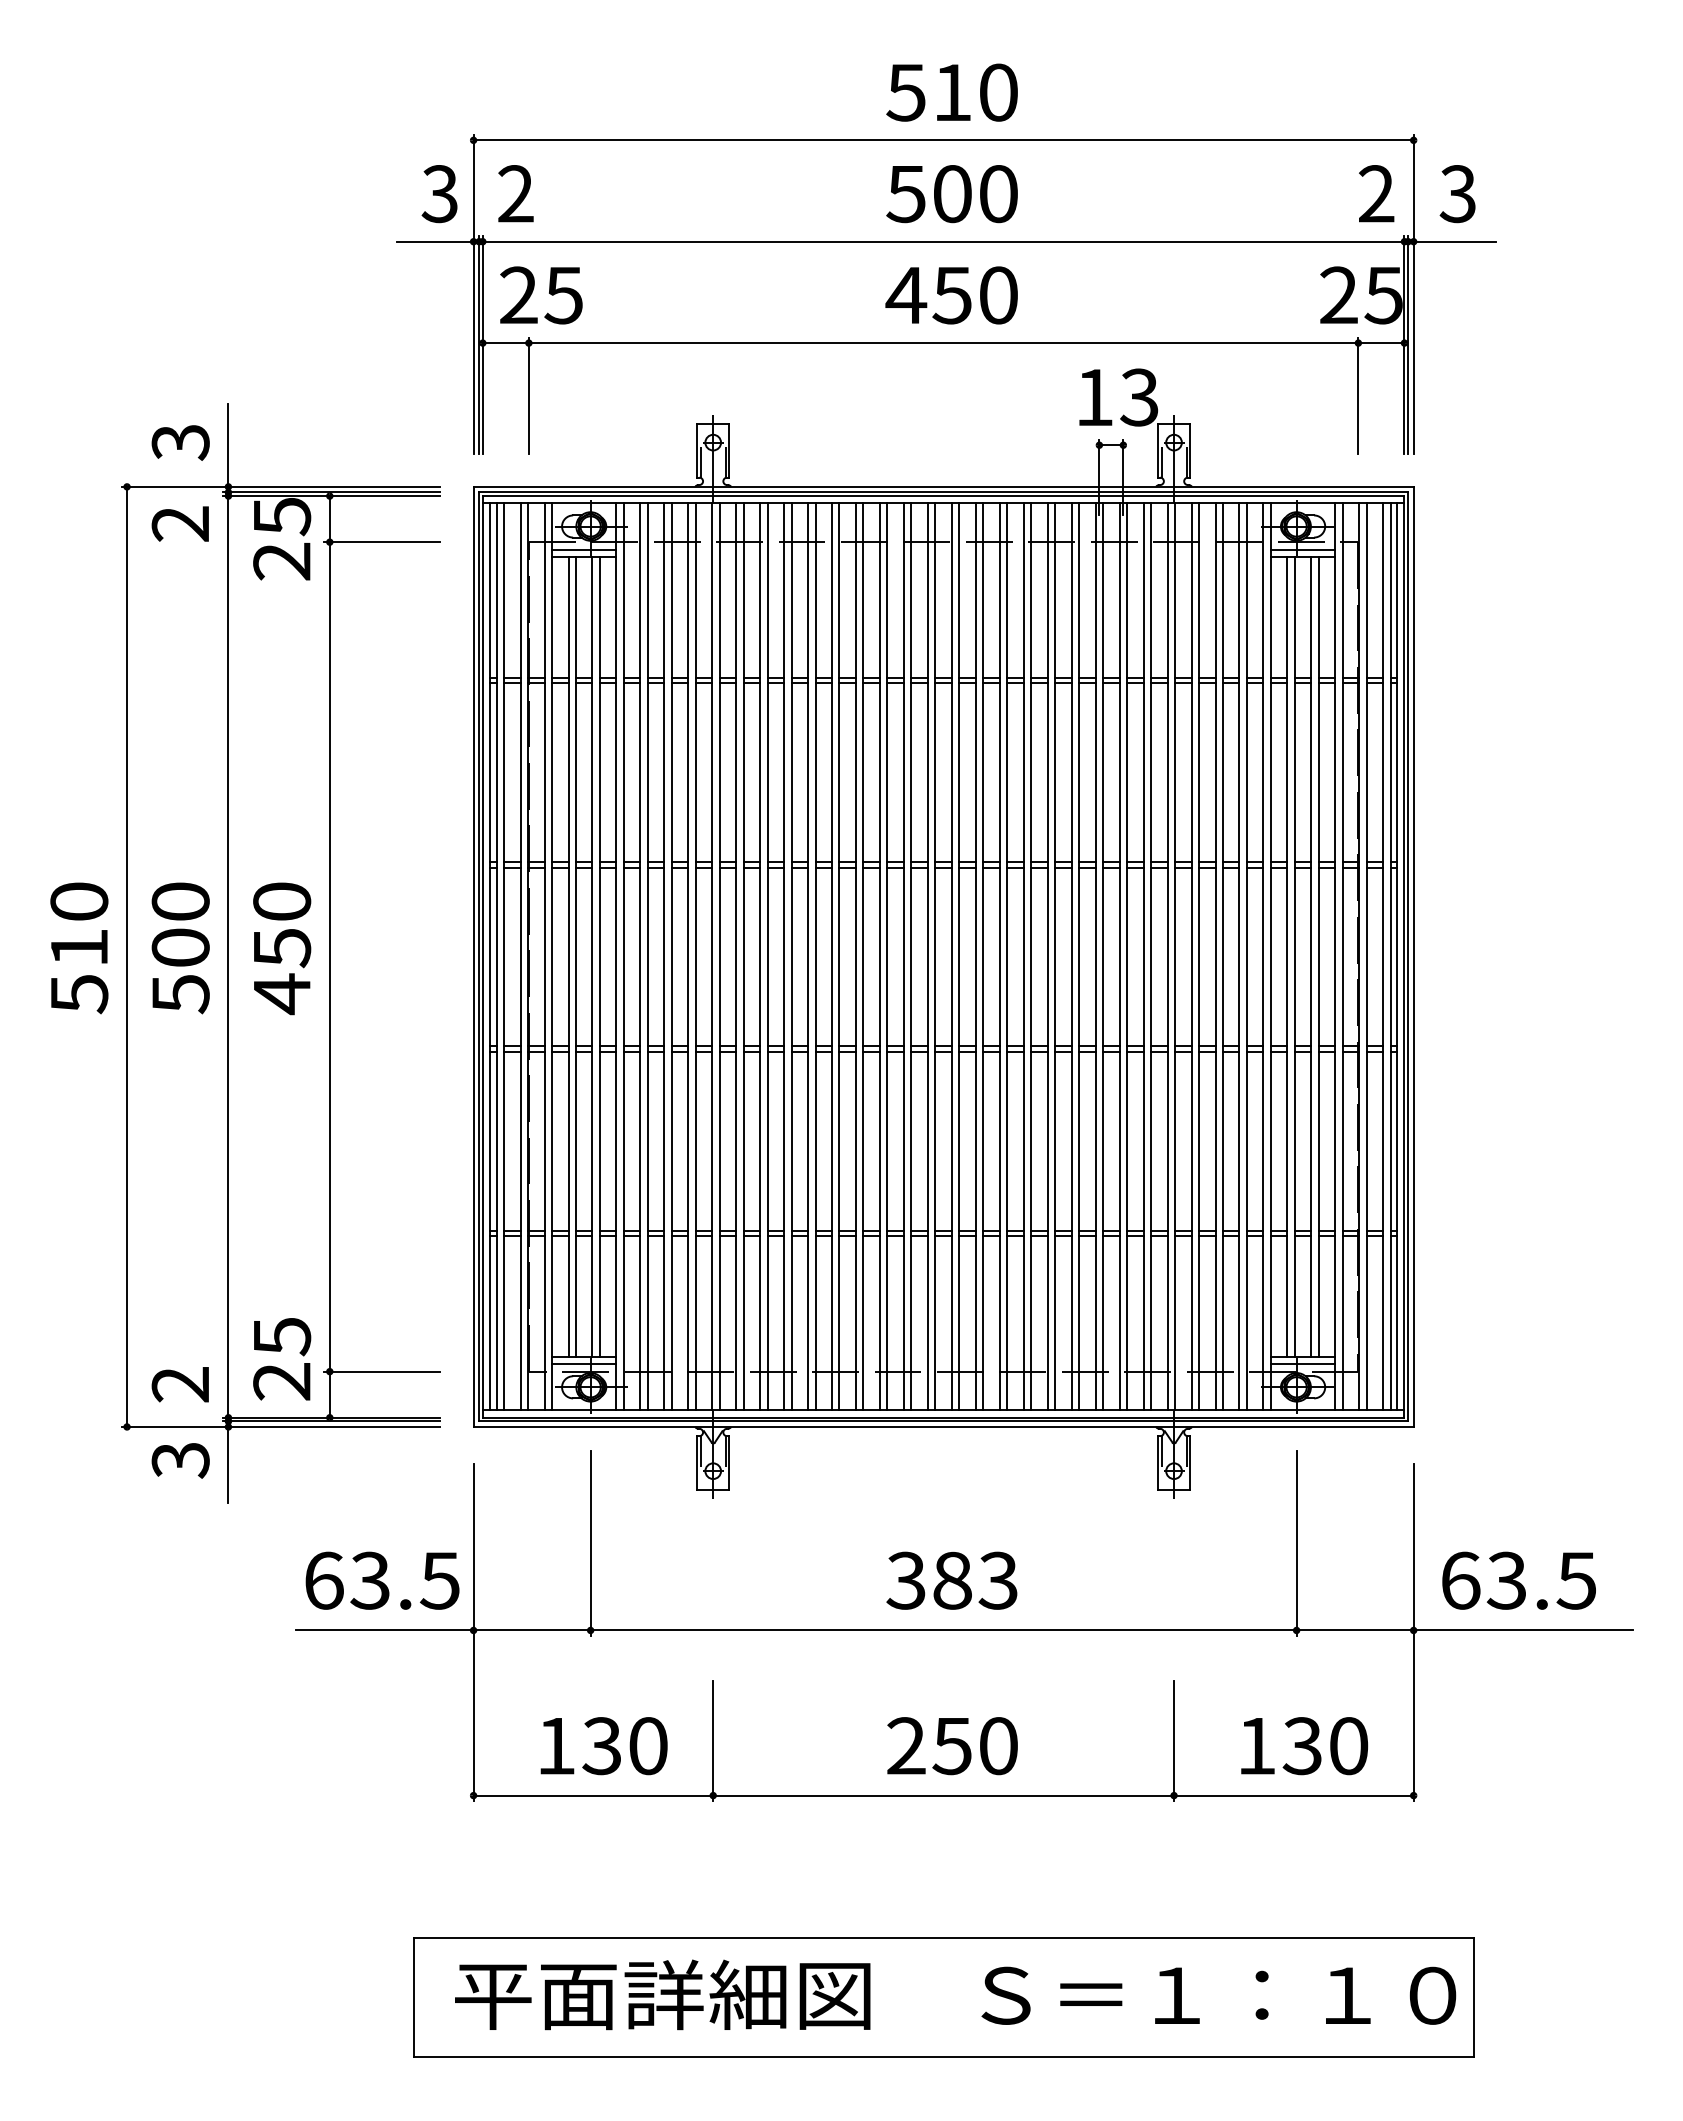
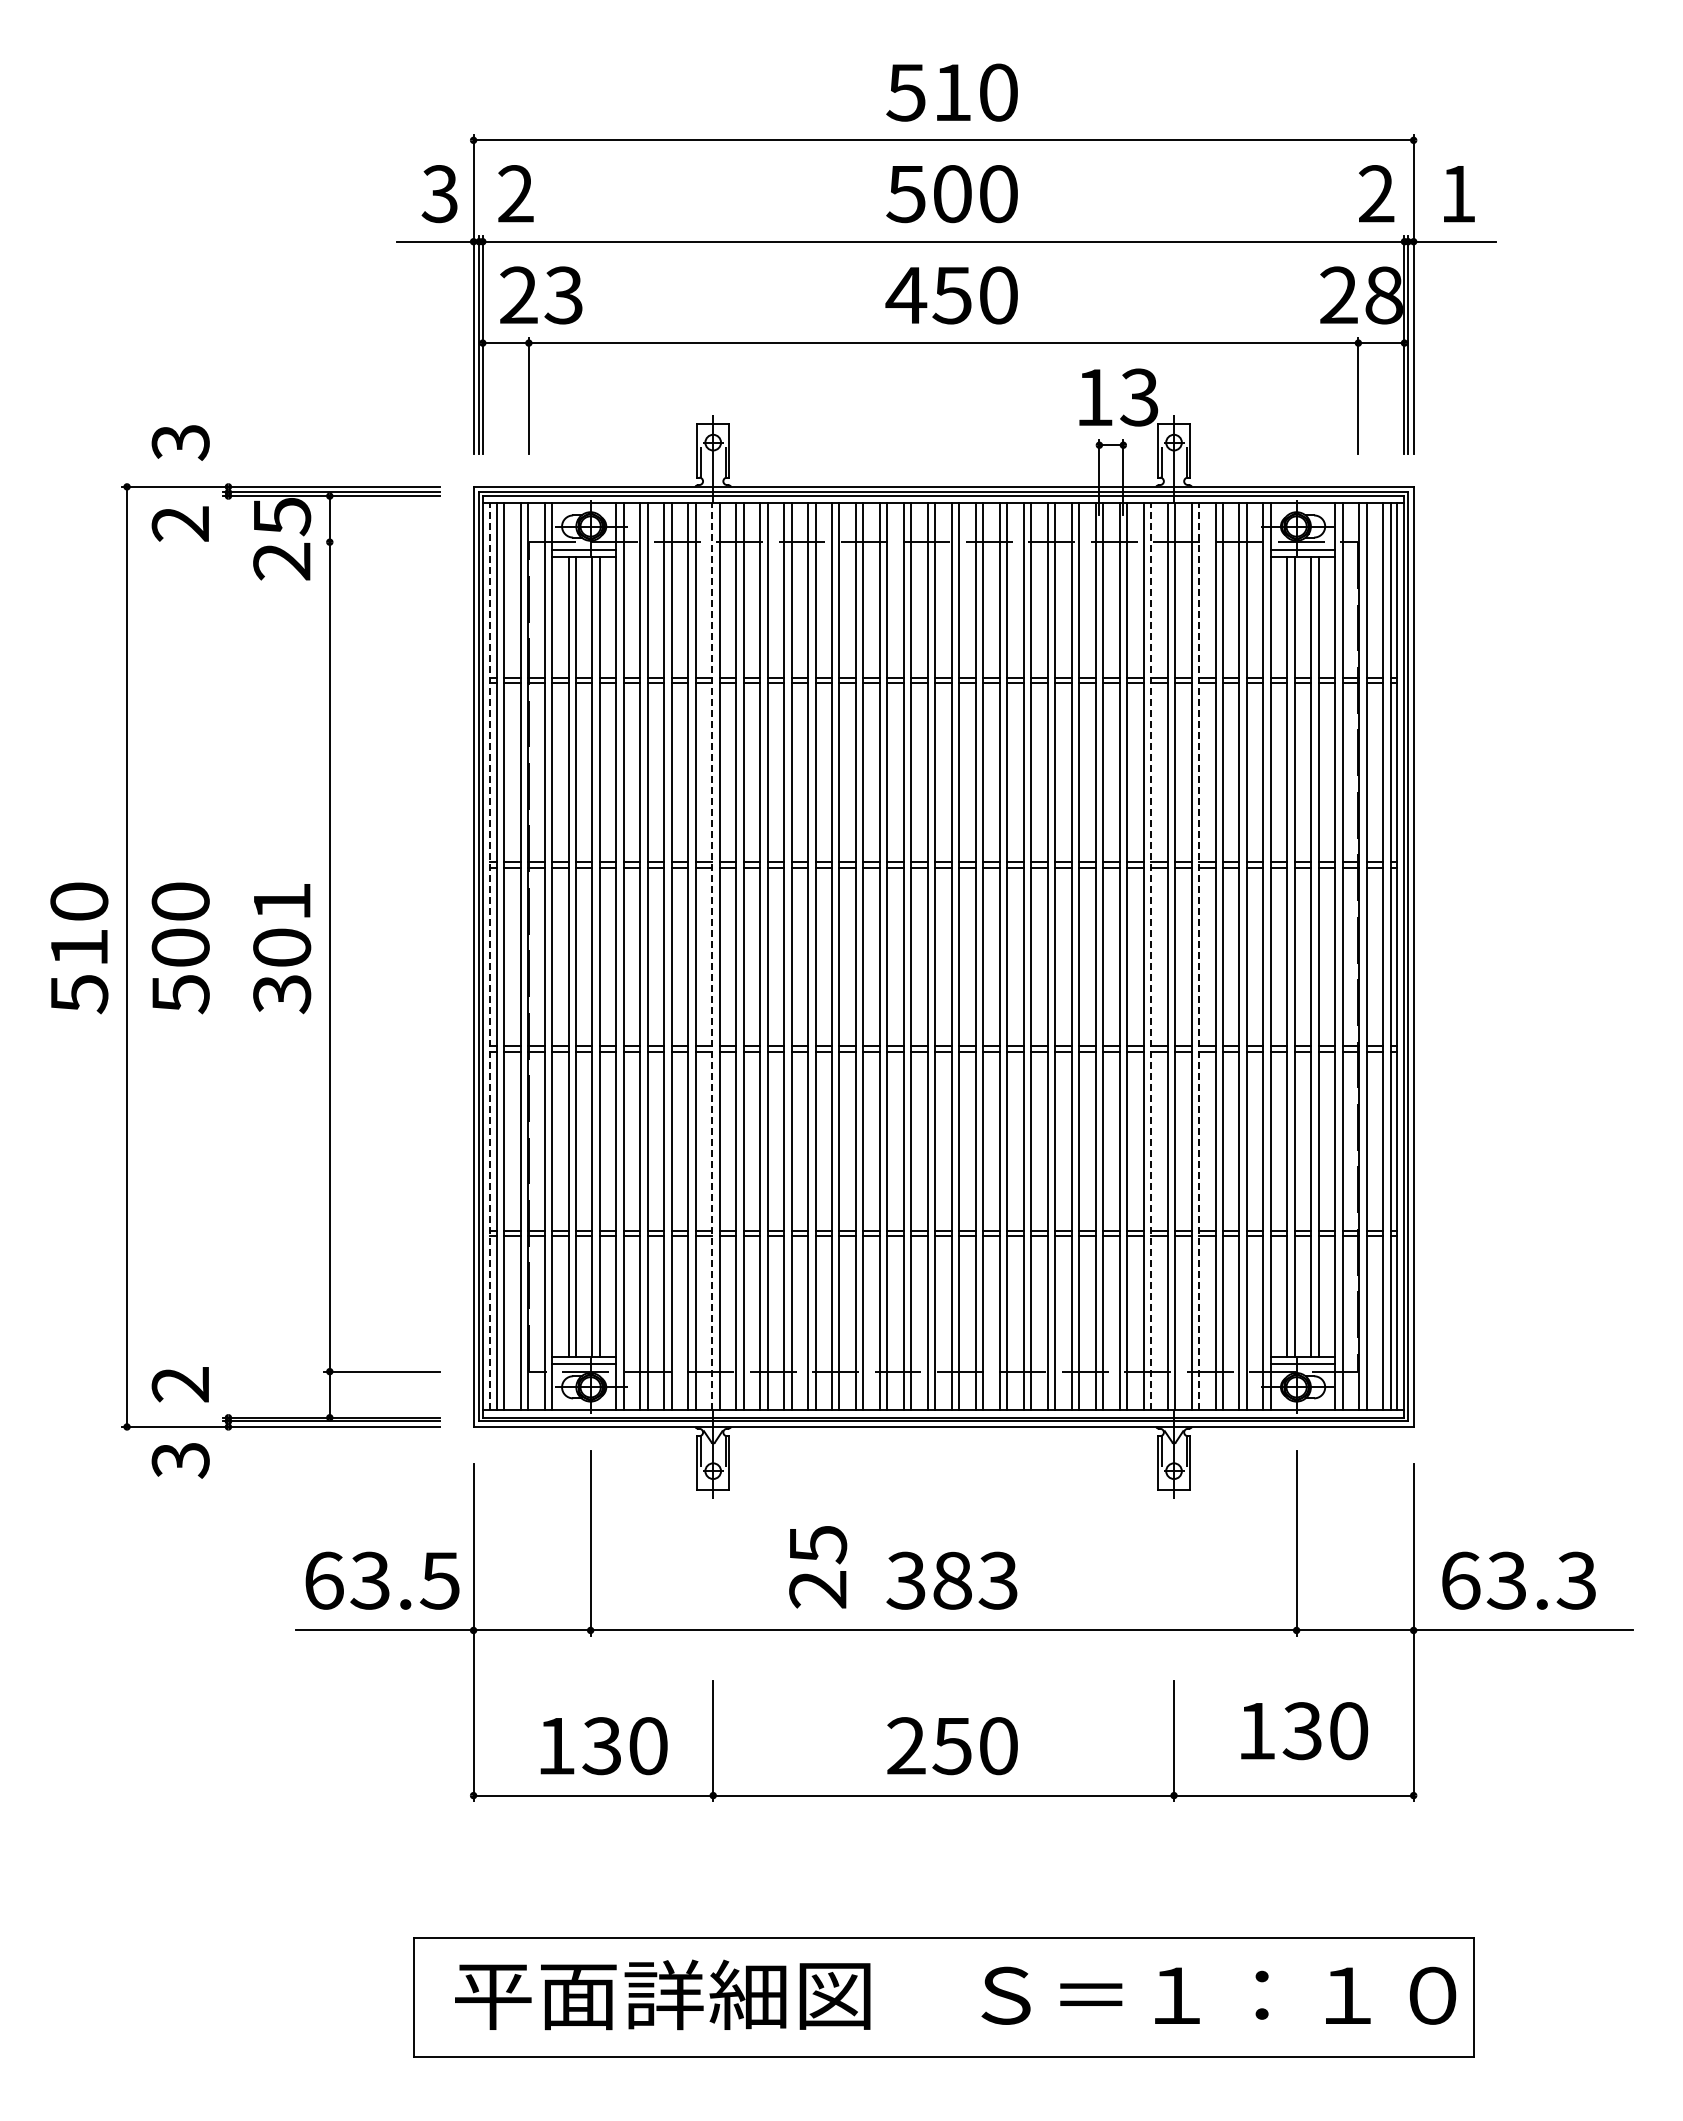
text: 3 -> 1 (1457, 194)
text: 25 -> 23 (563, 295)
text: 25 -> 28 (1383, 295)
line: present -> none (382, 542)
text: 450 -> 301 (282, 948)
line: present -> none (228, 953)
line: solid -> dashed (490, 956)
line: solid -> dashed (712, 956)
line: solid -> dashed (1151, 956)
line: solid -> dashed (1198, 956)
text position: (282, 1359) -> (818, 1567) (818, 1567)
text: 63.5 -> 63.3 (1575, 1580)
text position: (1304, 1746) -> (1304, 1731) (1304, 1731)
